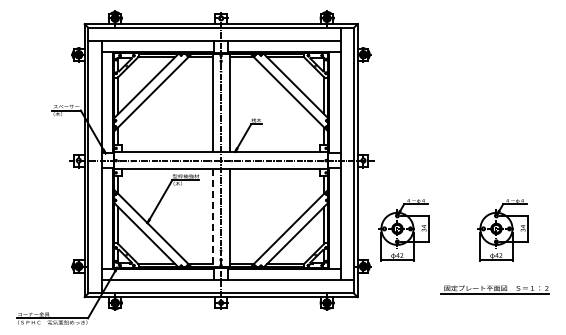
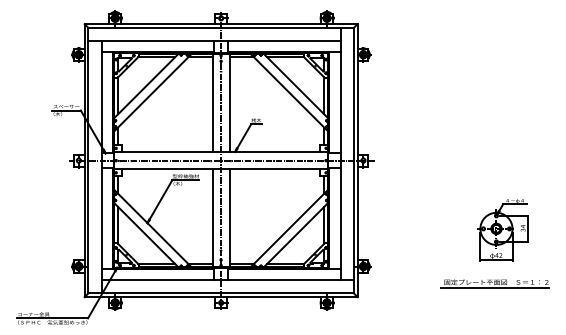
line: dashed -> solid (212, 218)
part: present -> none (403, 230)
part position: (494, 289) -> (494, 283) (494, 283)
